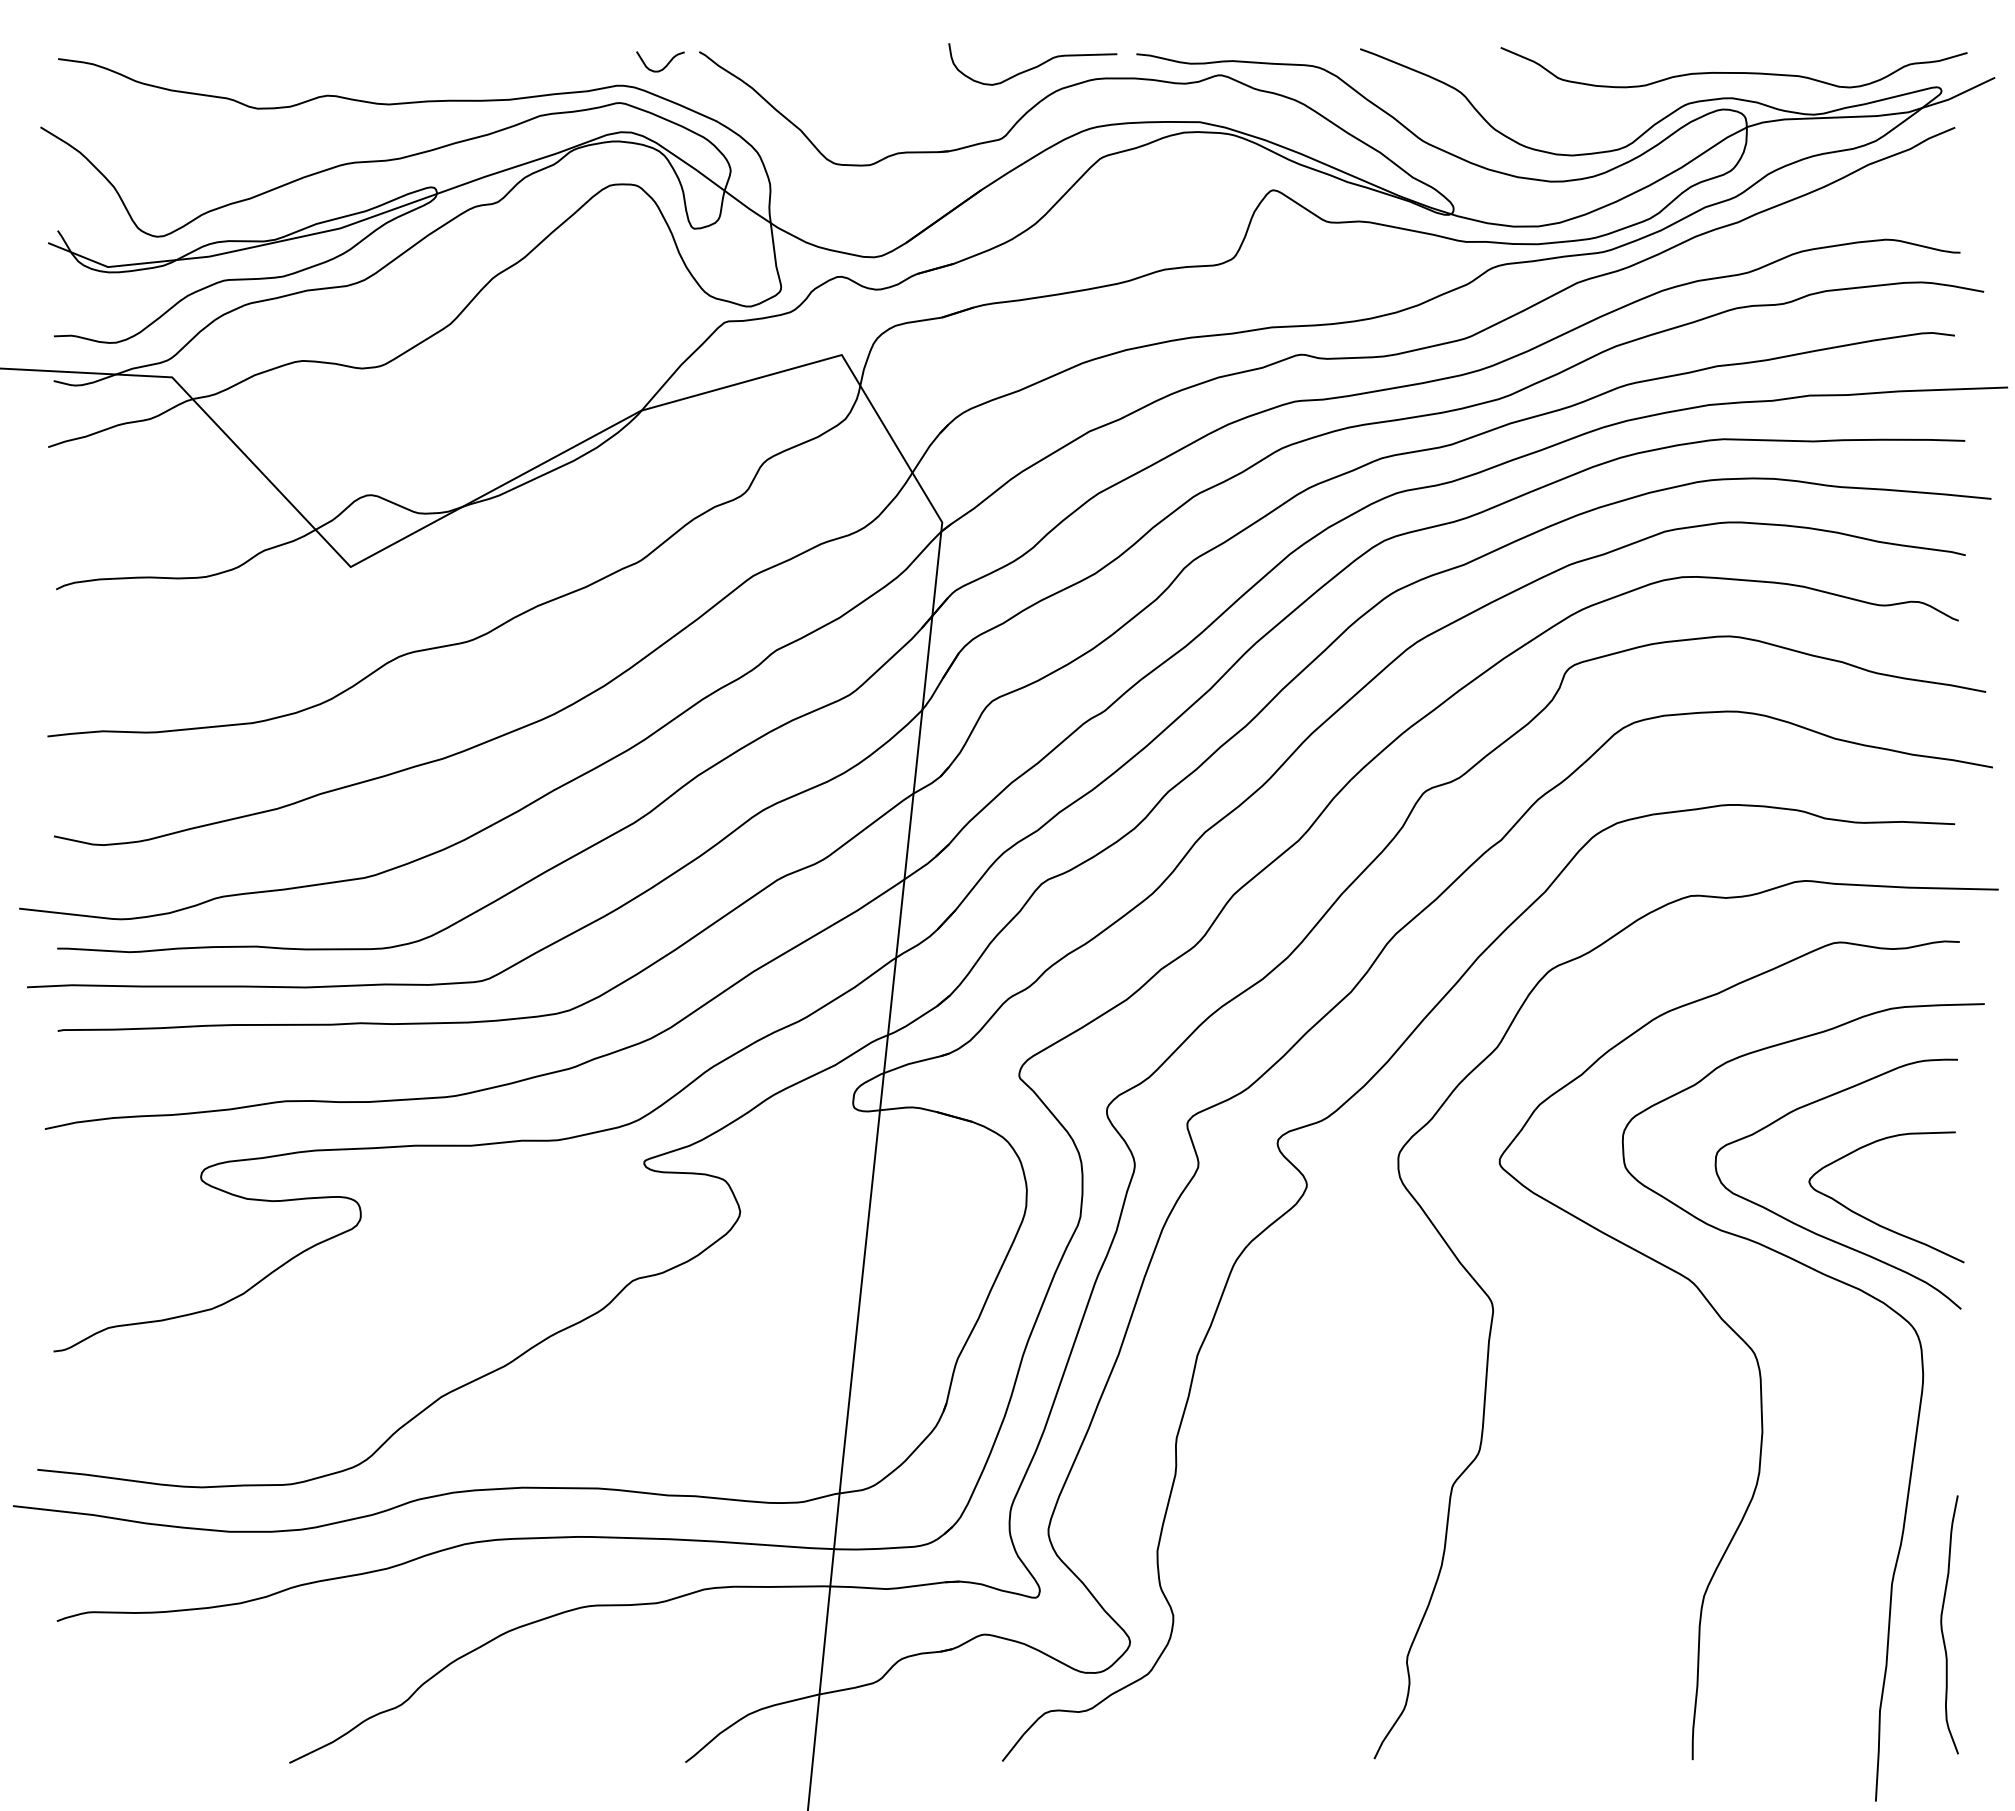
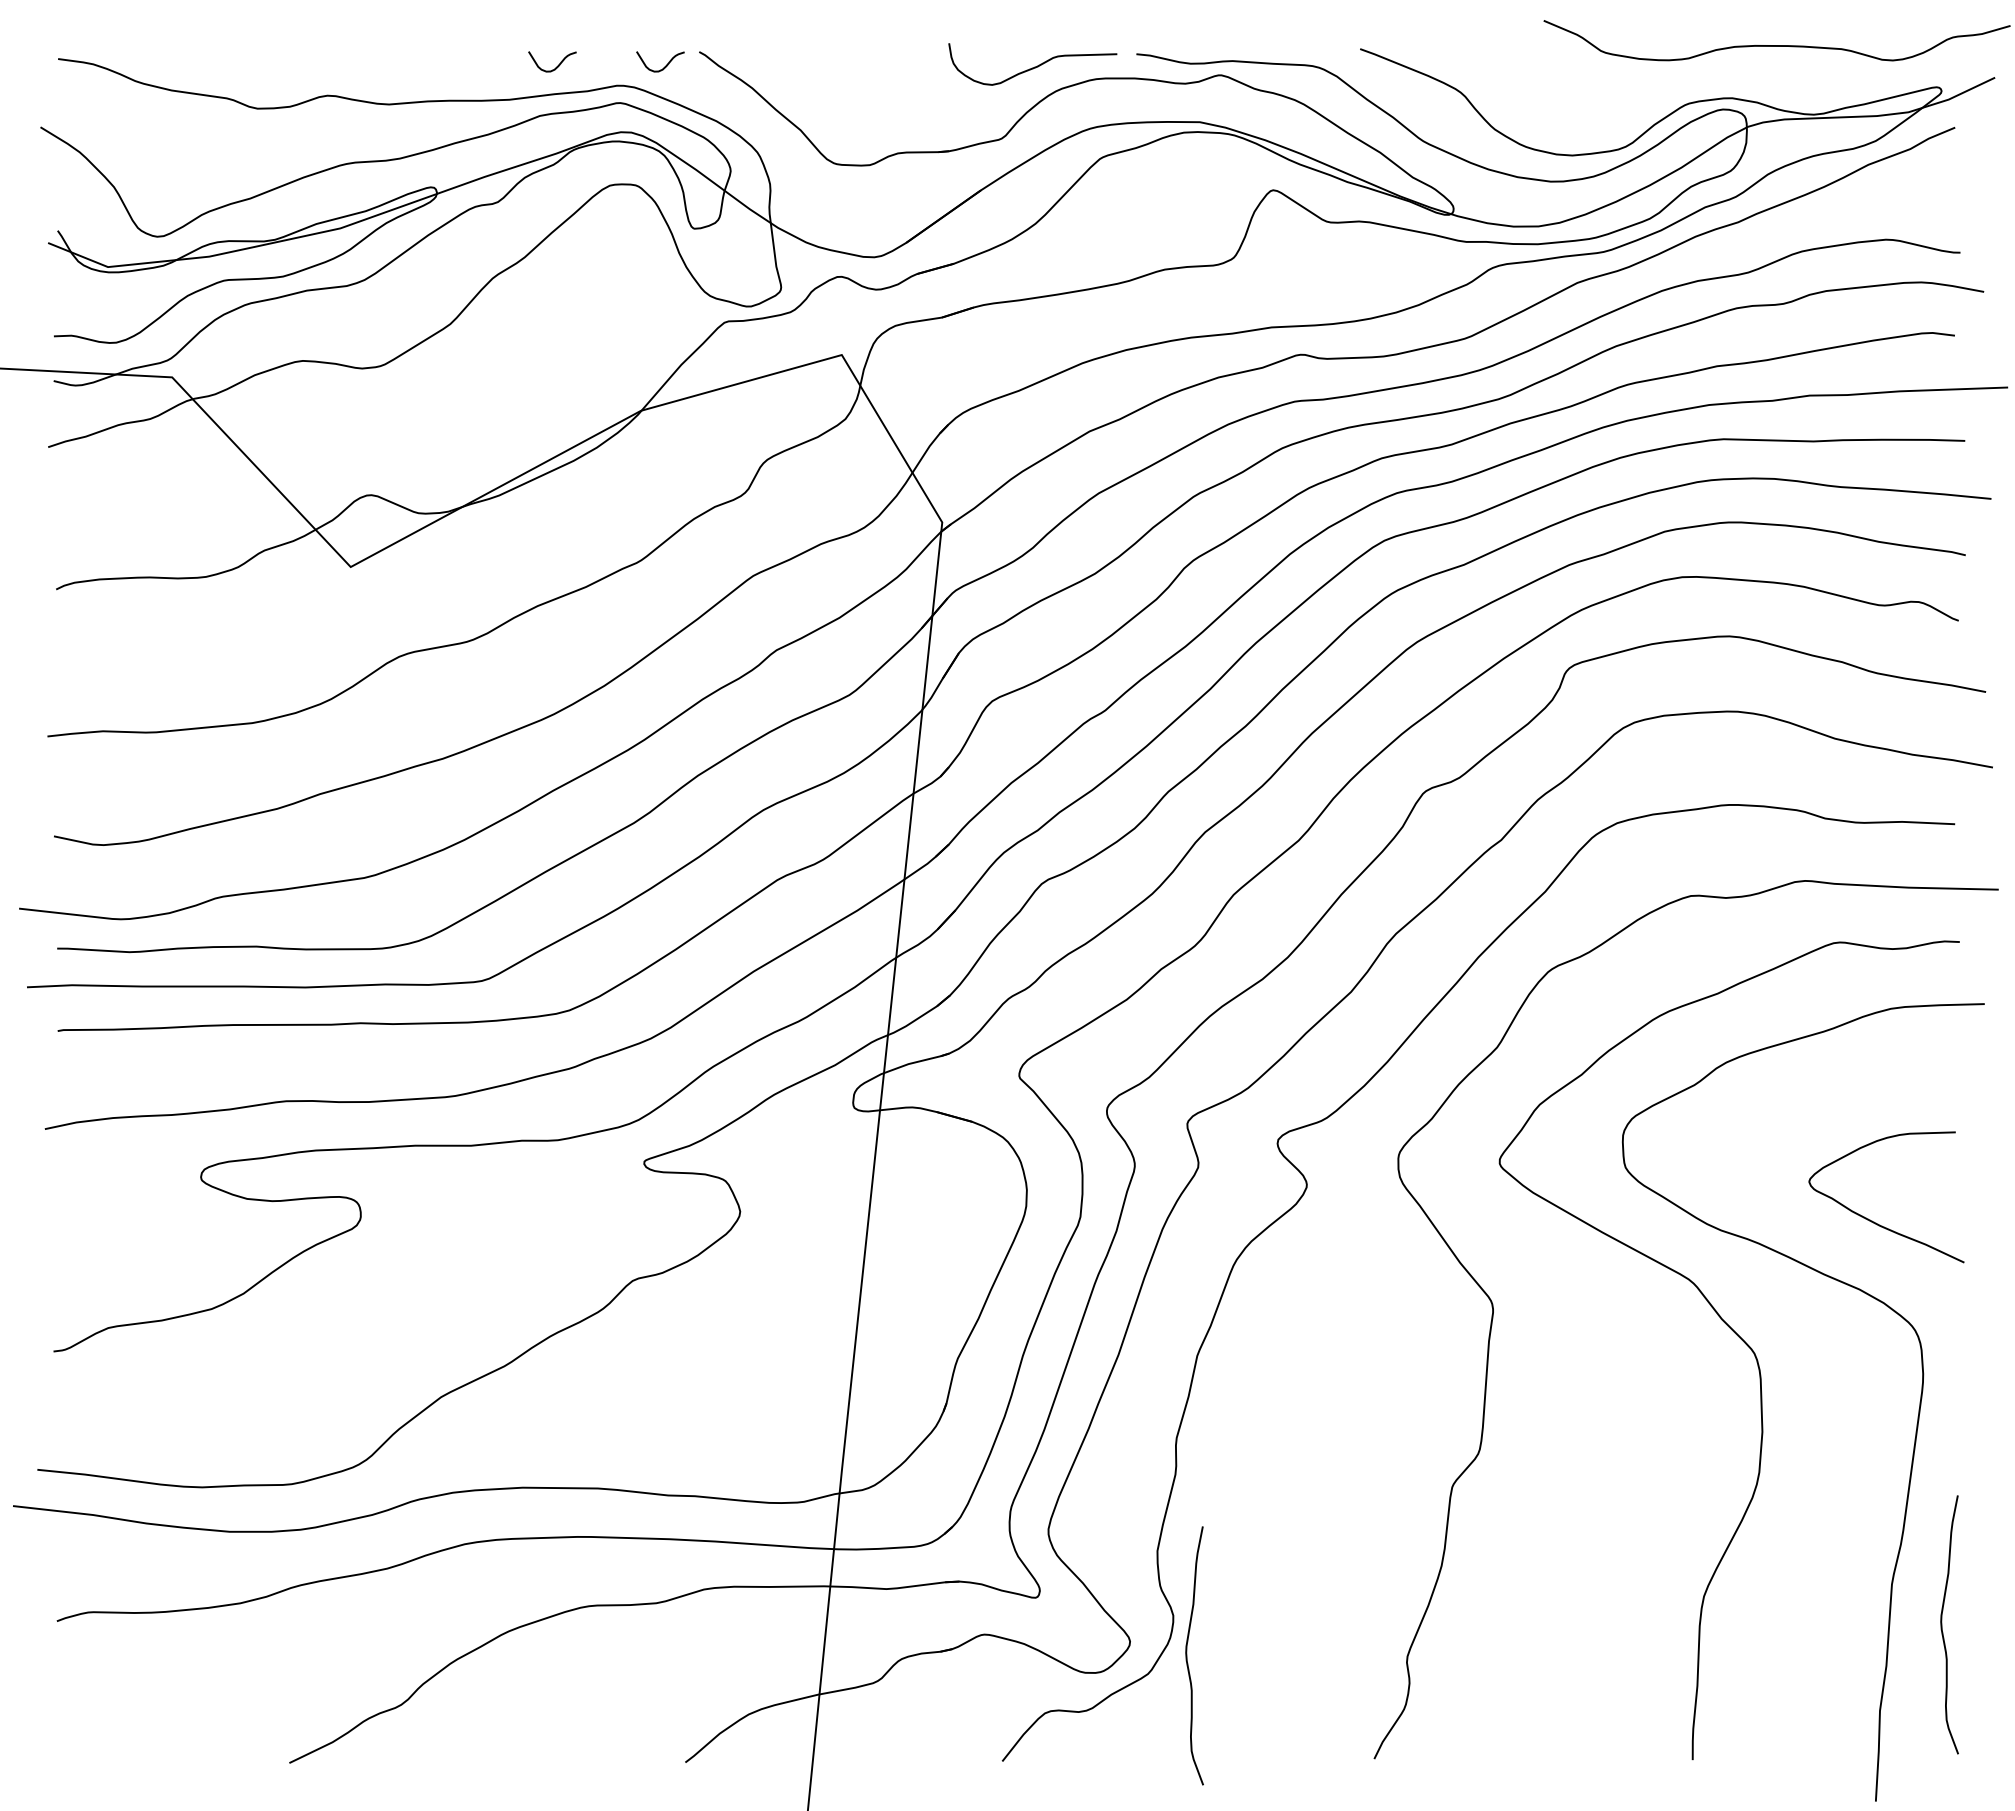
curve: none -> present (557, 65)
curve position: (1733, 72) -> (1776, 45) (1776, 45)
curve: present -> none (1813, 1231)
curve: none -> present (1187, 1655)
